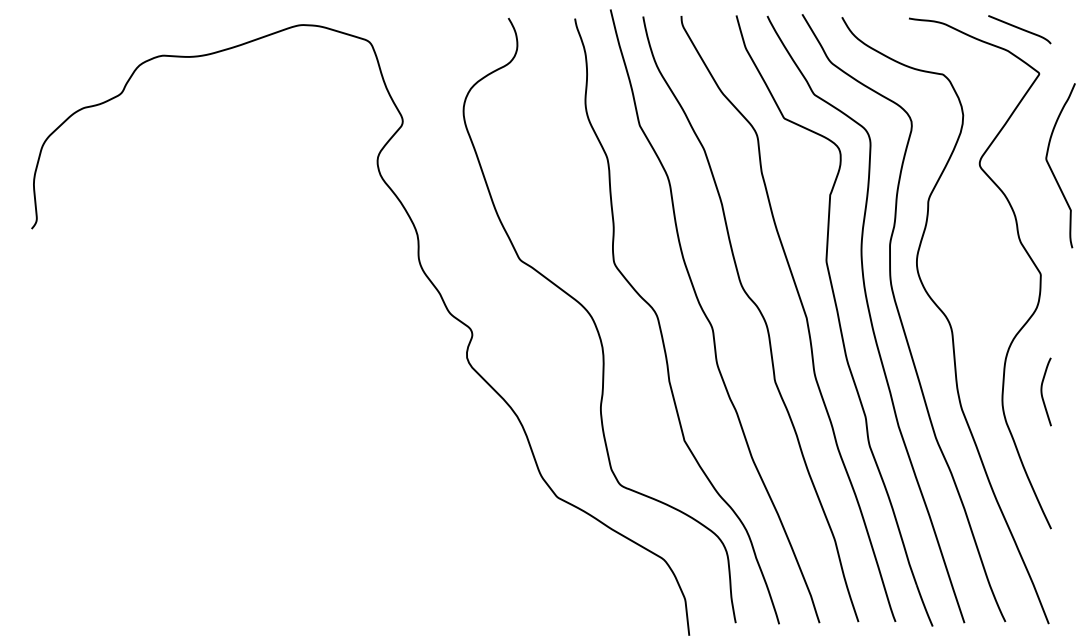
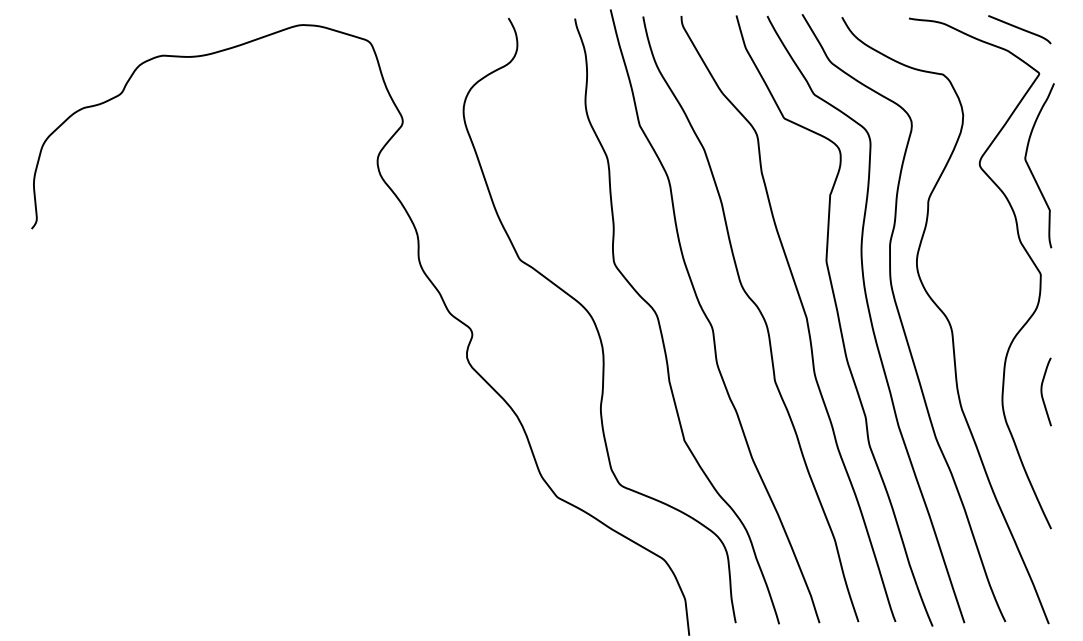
curve position: (1051, 167) -> (1030, 167) (1030, 167)
